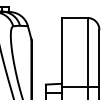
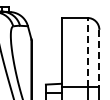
line: solid -> dashed (87, 51)
line: solid -> dashed (99, 58)
